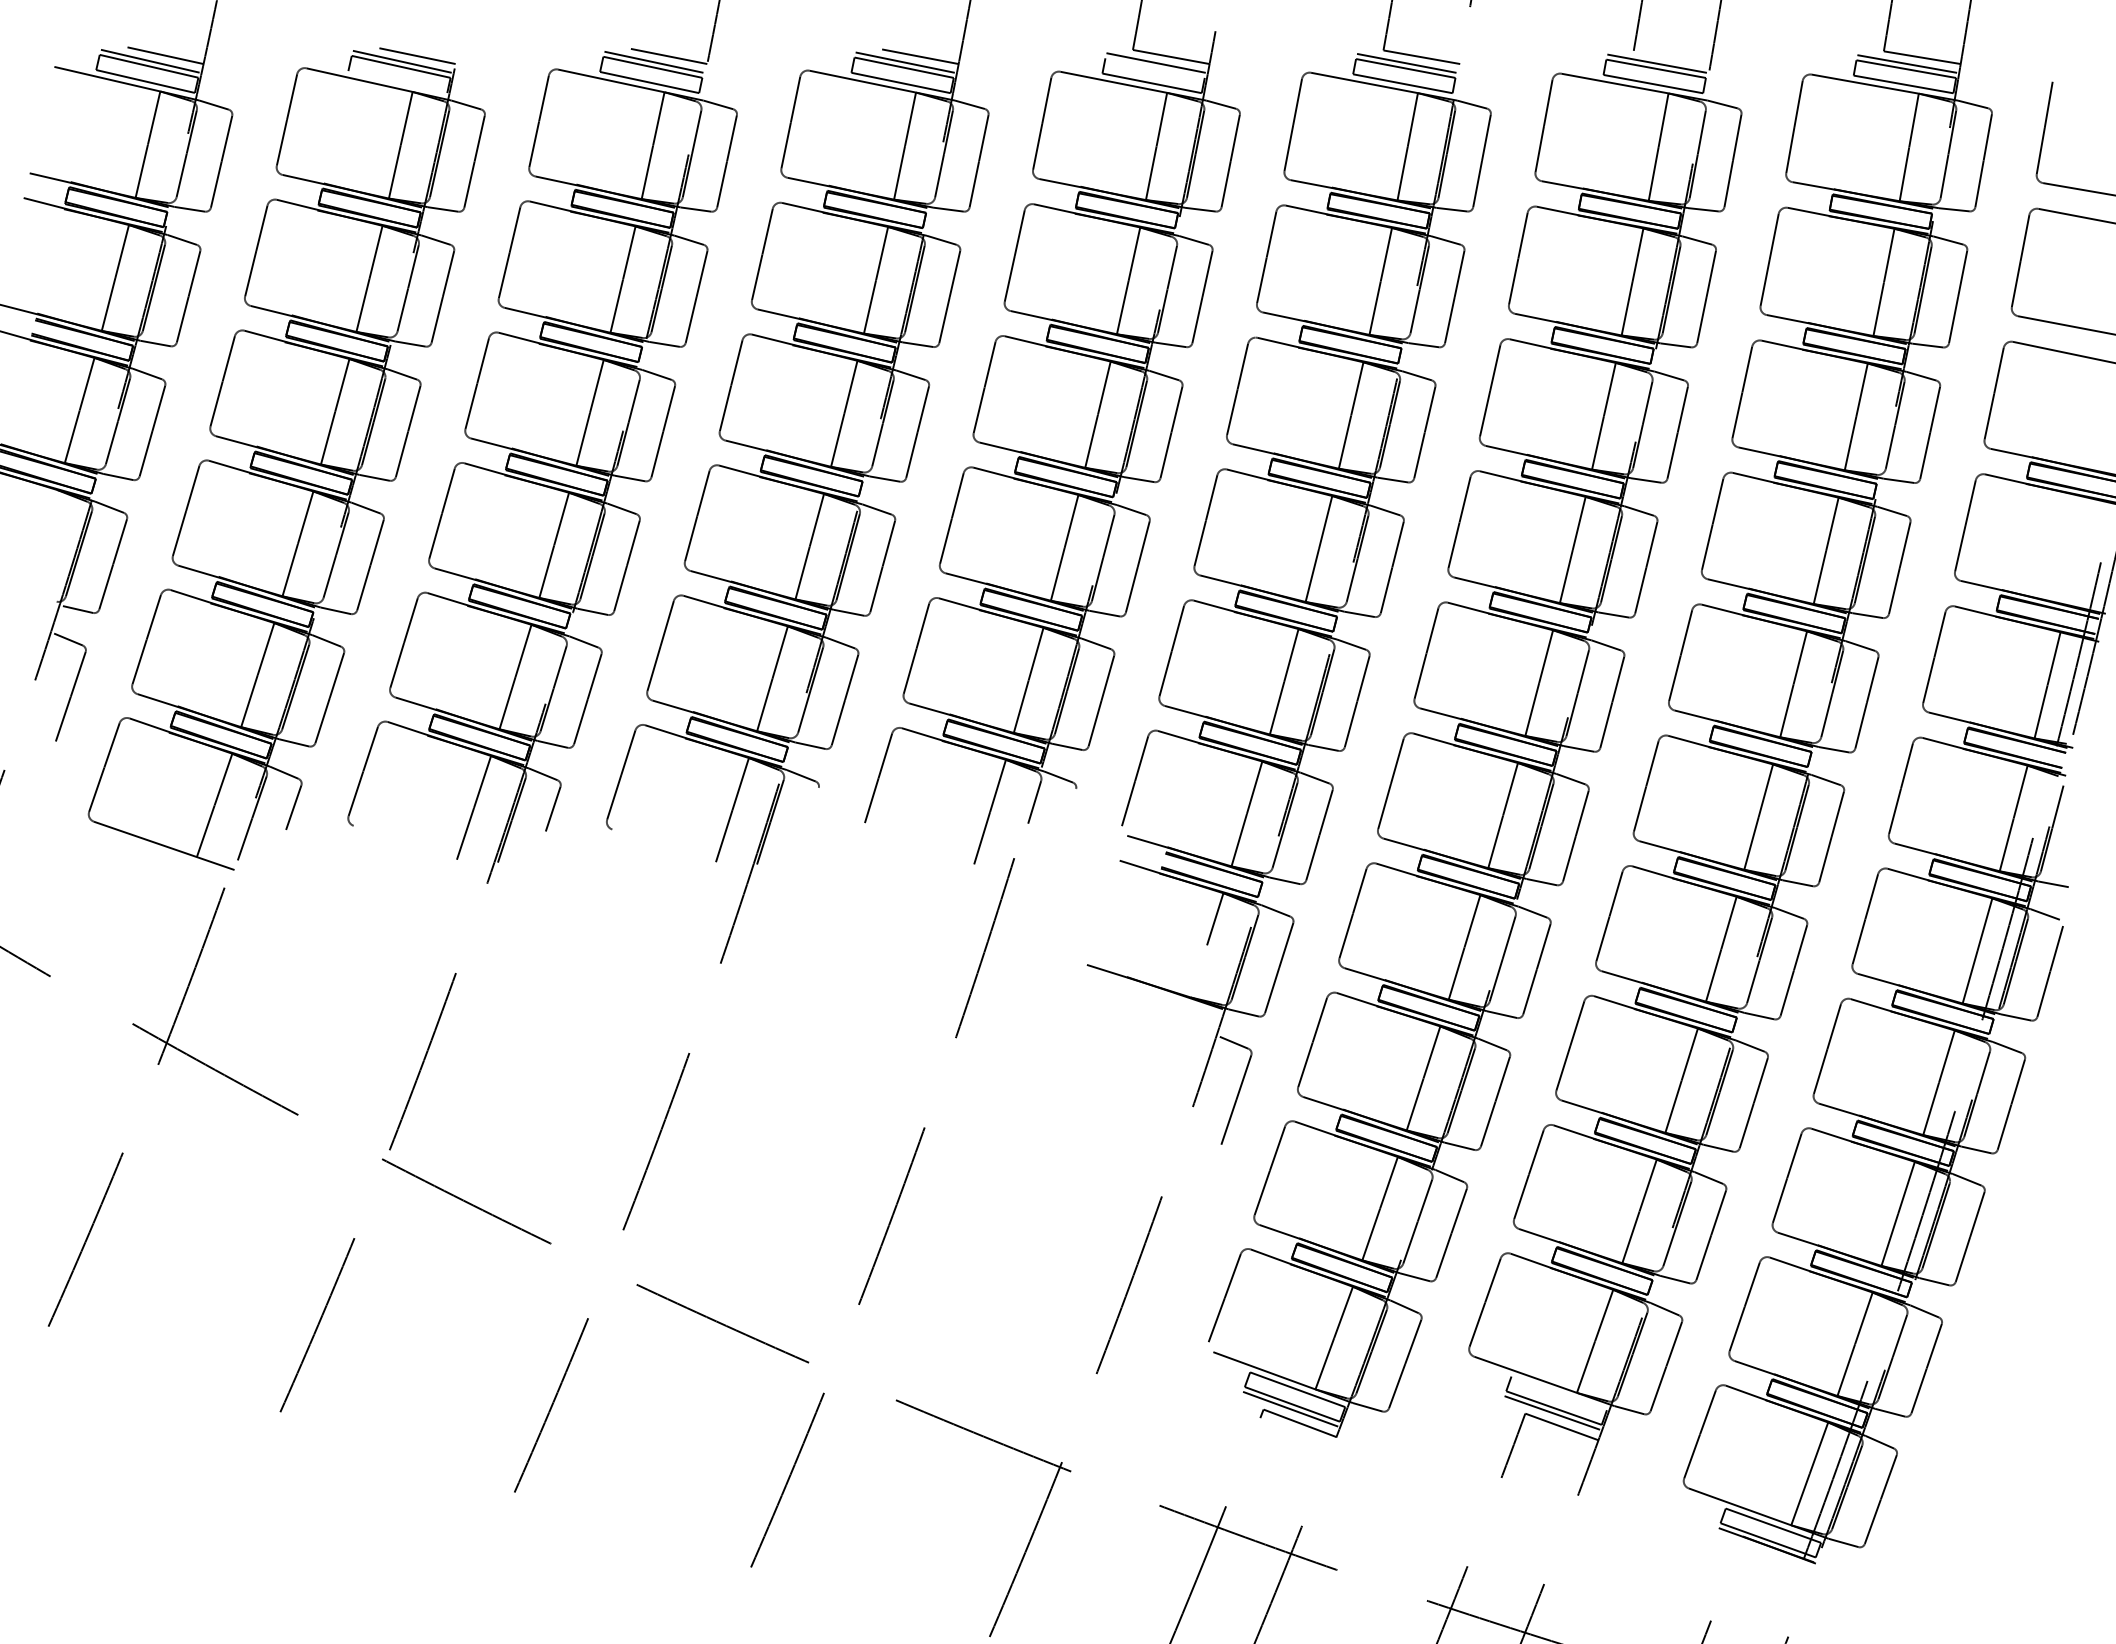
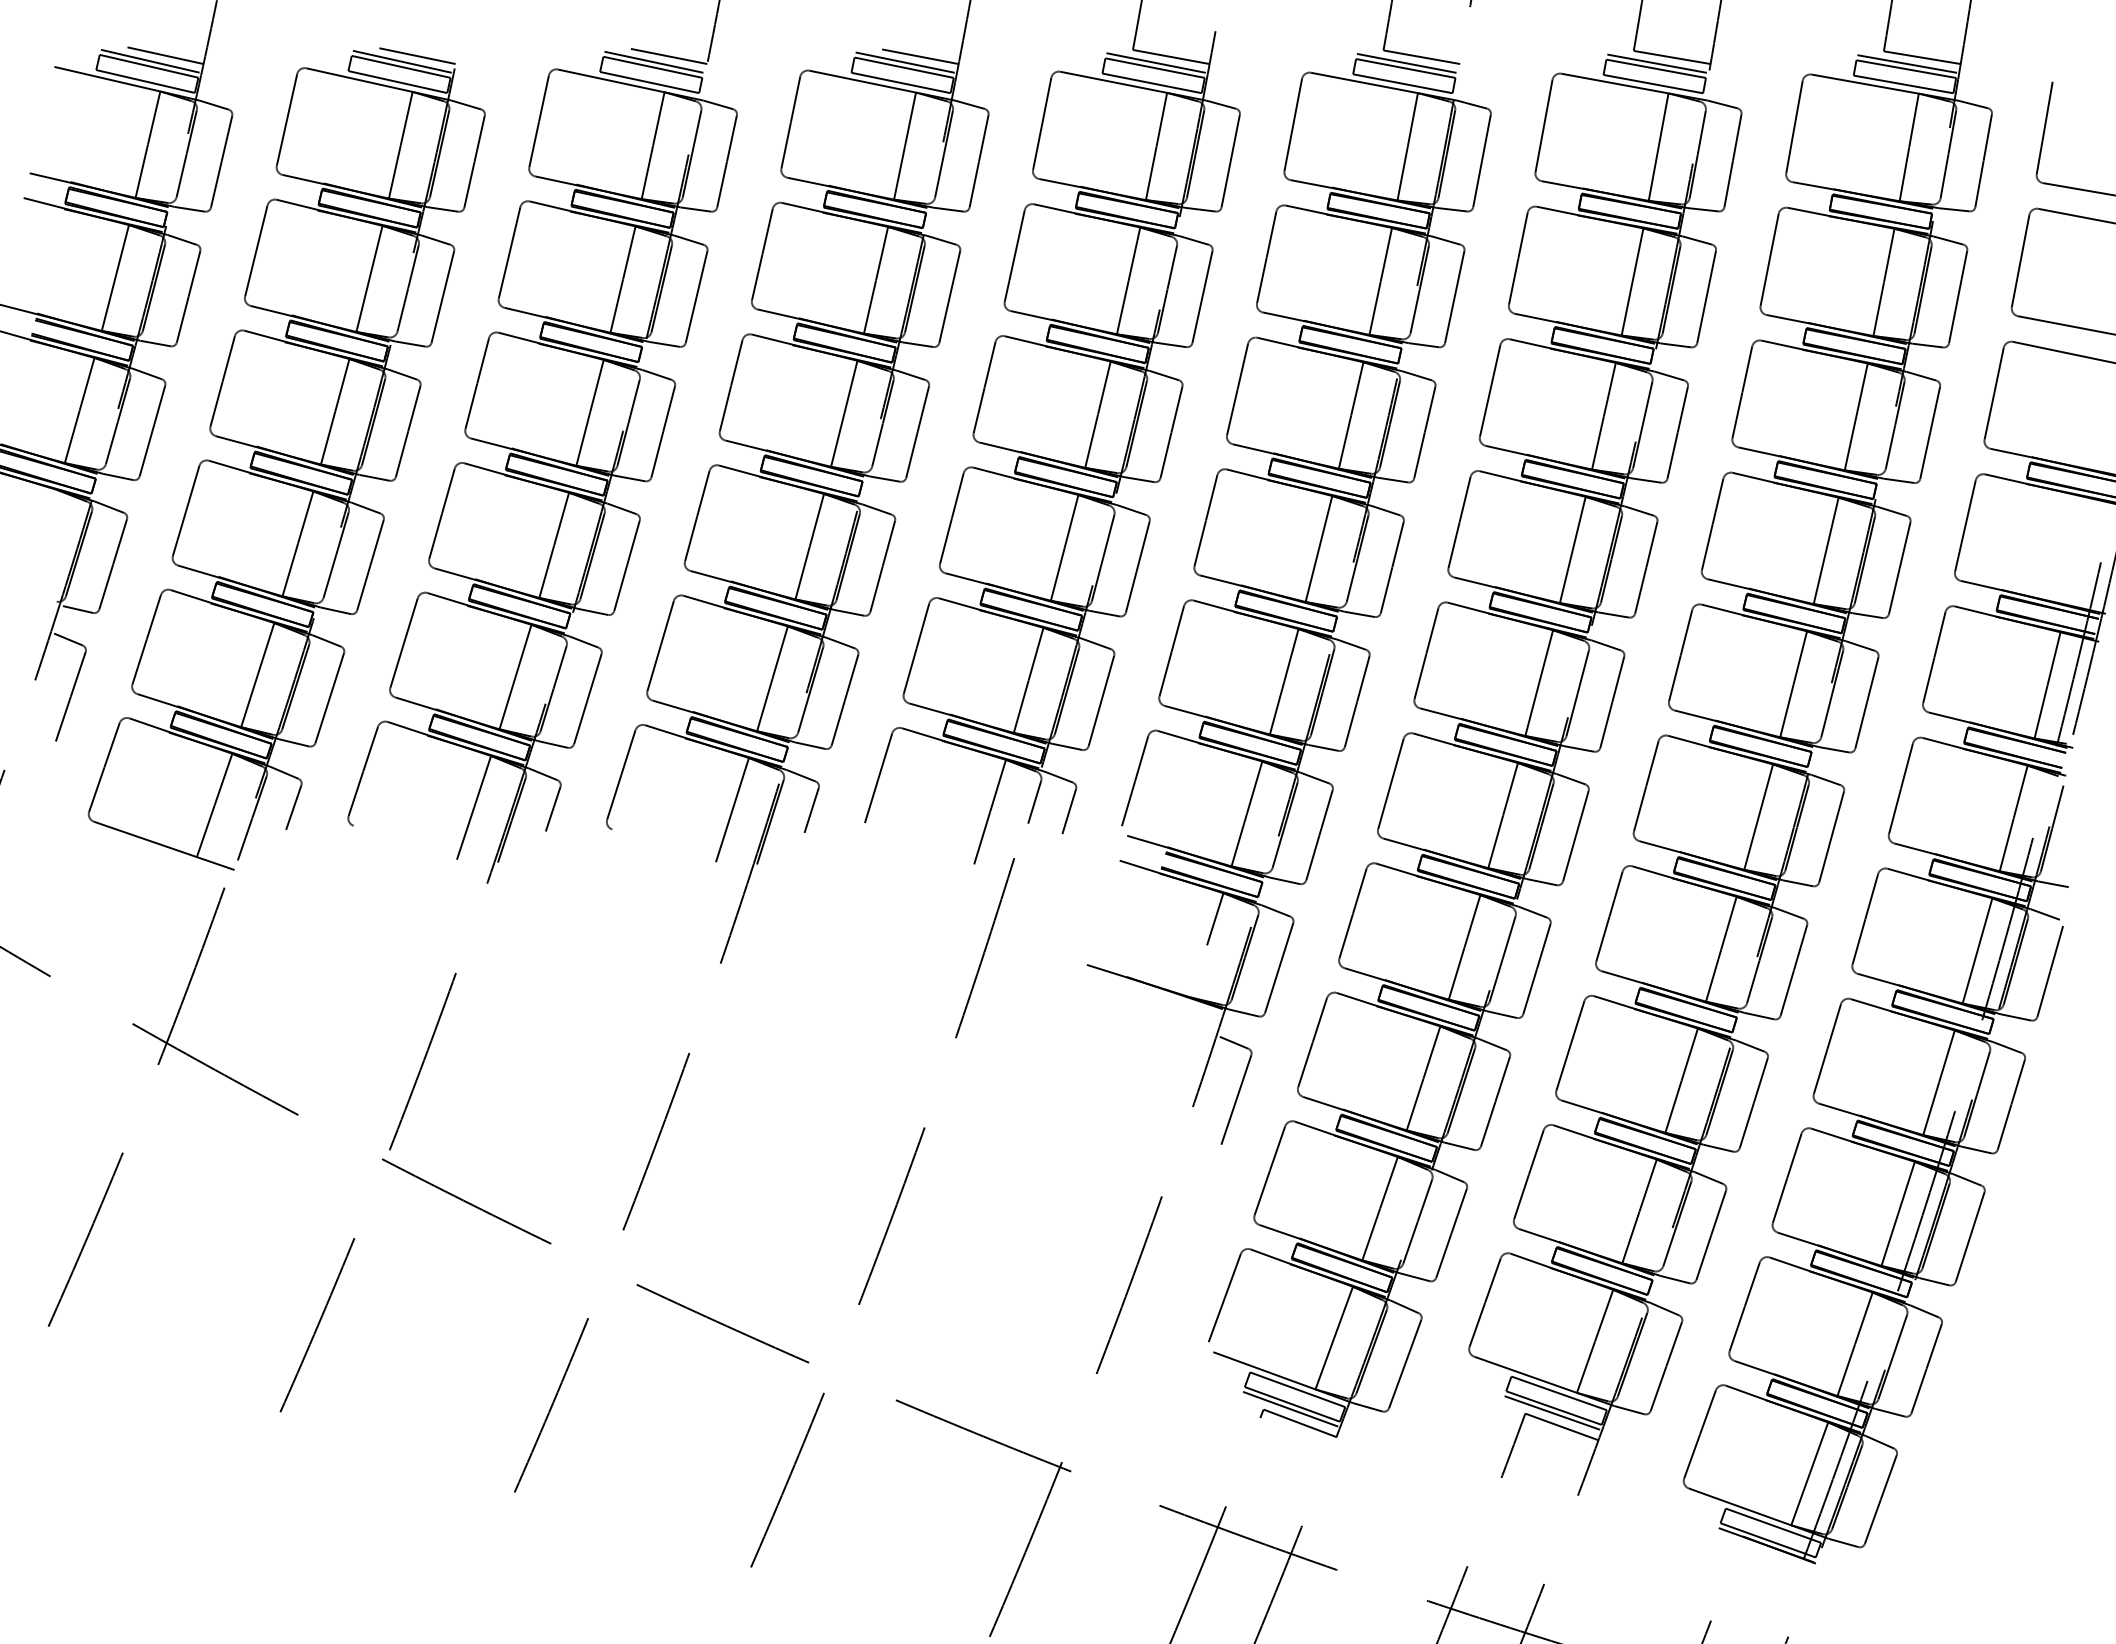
line: none -> present (1671, 57)
line: none -> present (1154, 67)
line: none -> present (397, 82)
line: none -> present (811, 809)
line: none -> present (1069, 811)
line: none -> present (1558, 1393)
